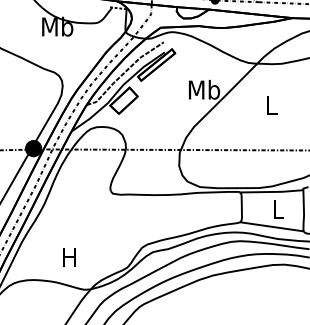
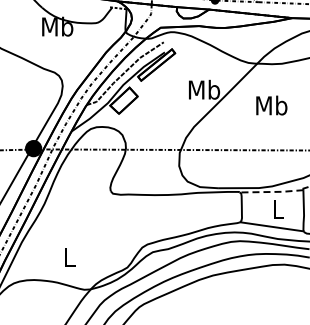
text: L -> Mb (271, 105)
line: solid -> dashed (272, 191)
text: H -> L (69, 257)
